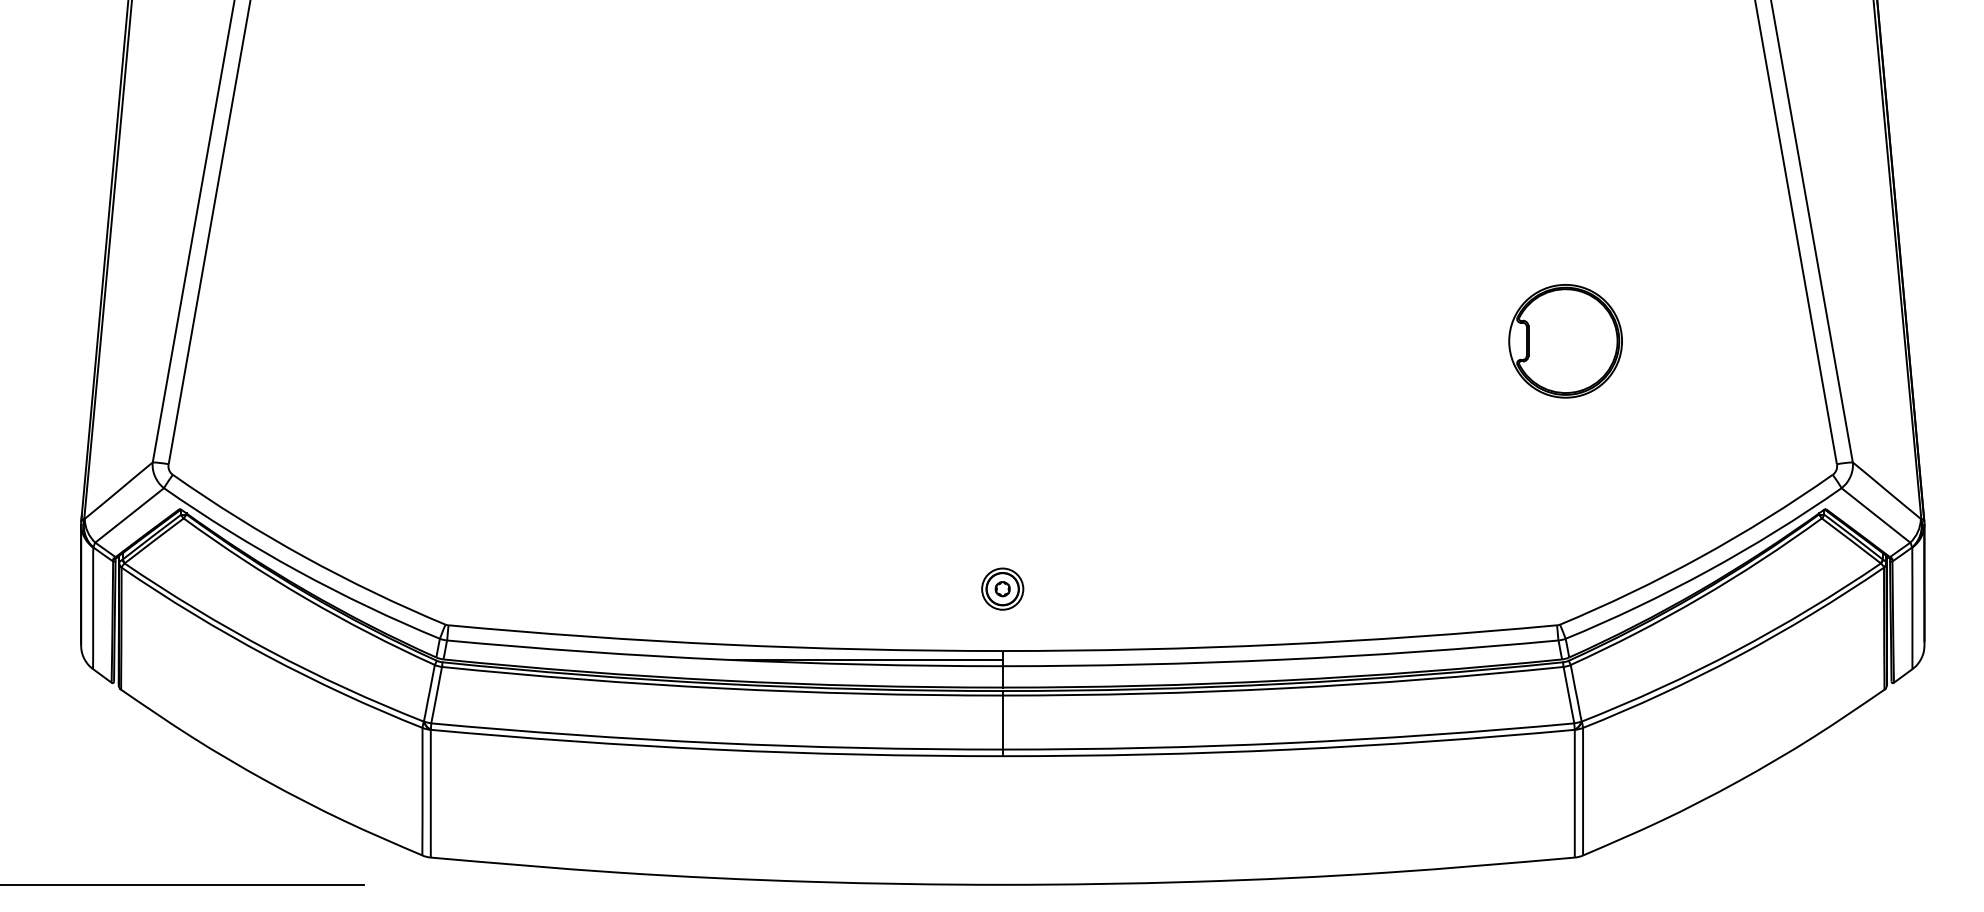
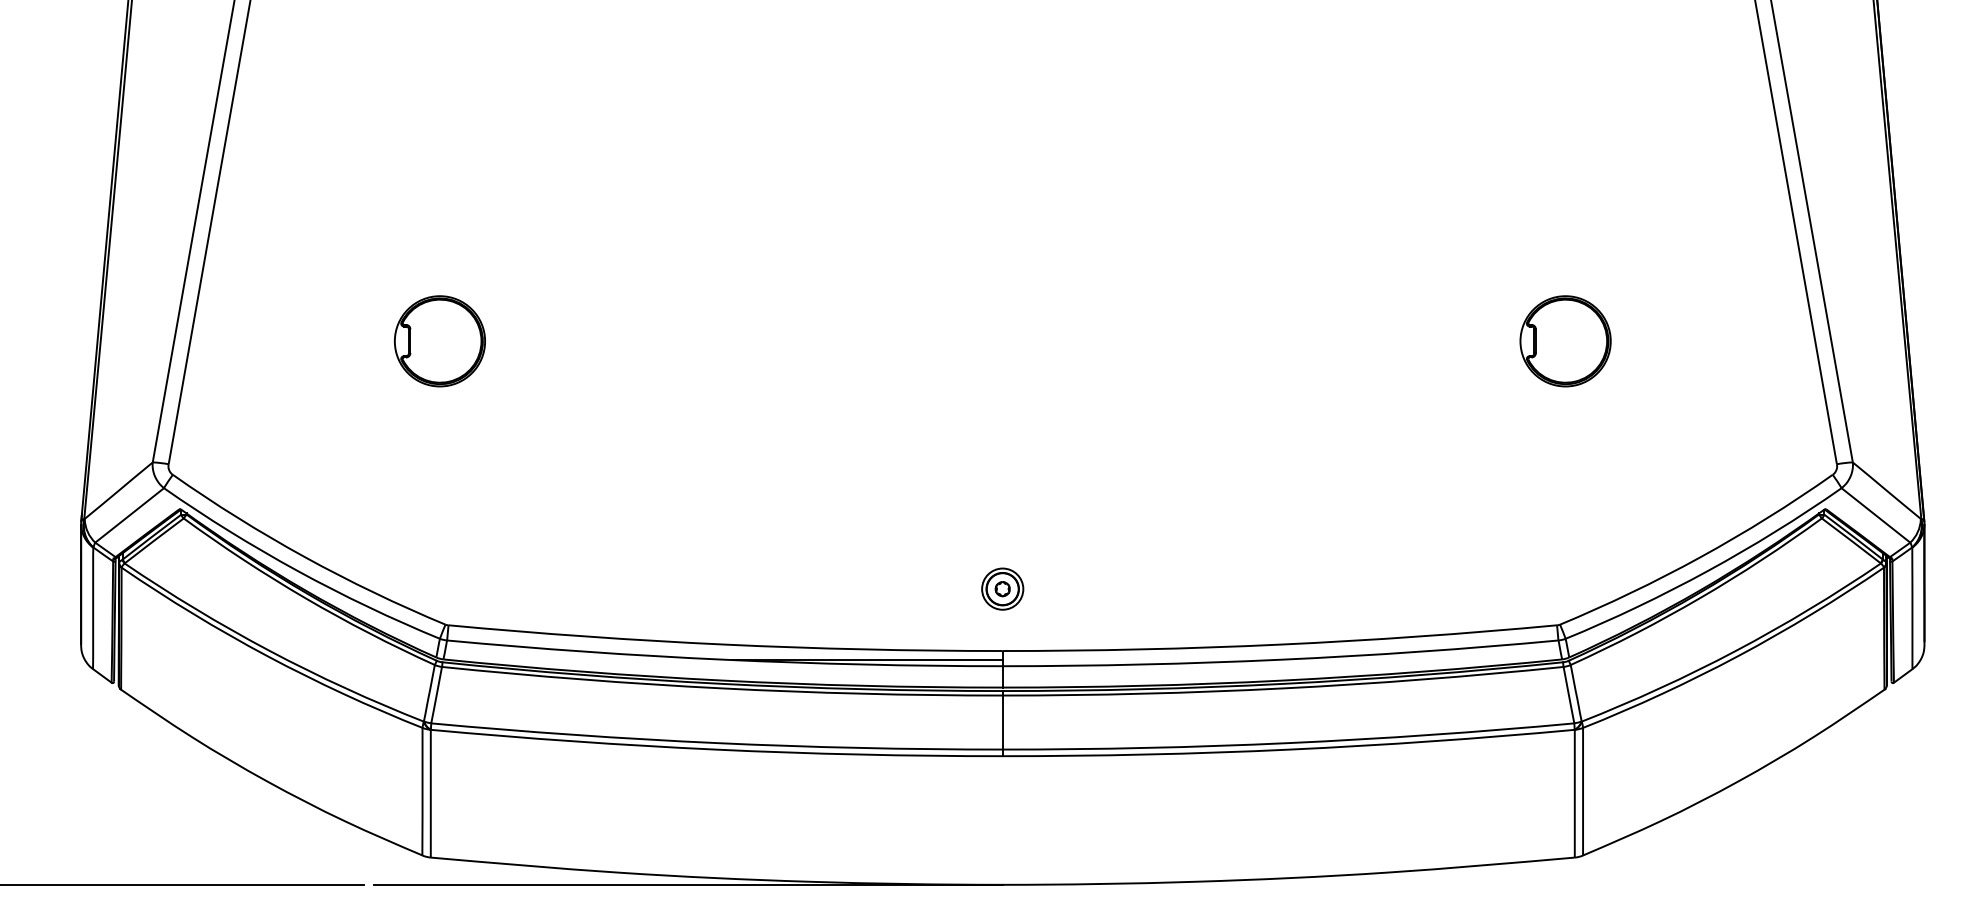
part: none -> present (439, 341)
part size: 115x115 px -> 93x93 px (1565, 341)
line: none -> present (687, 884)
